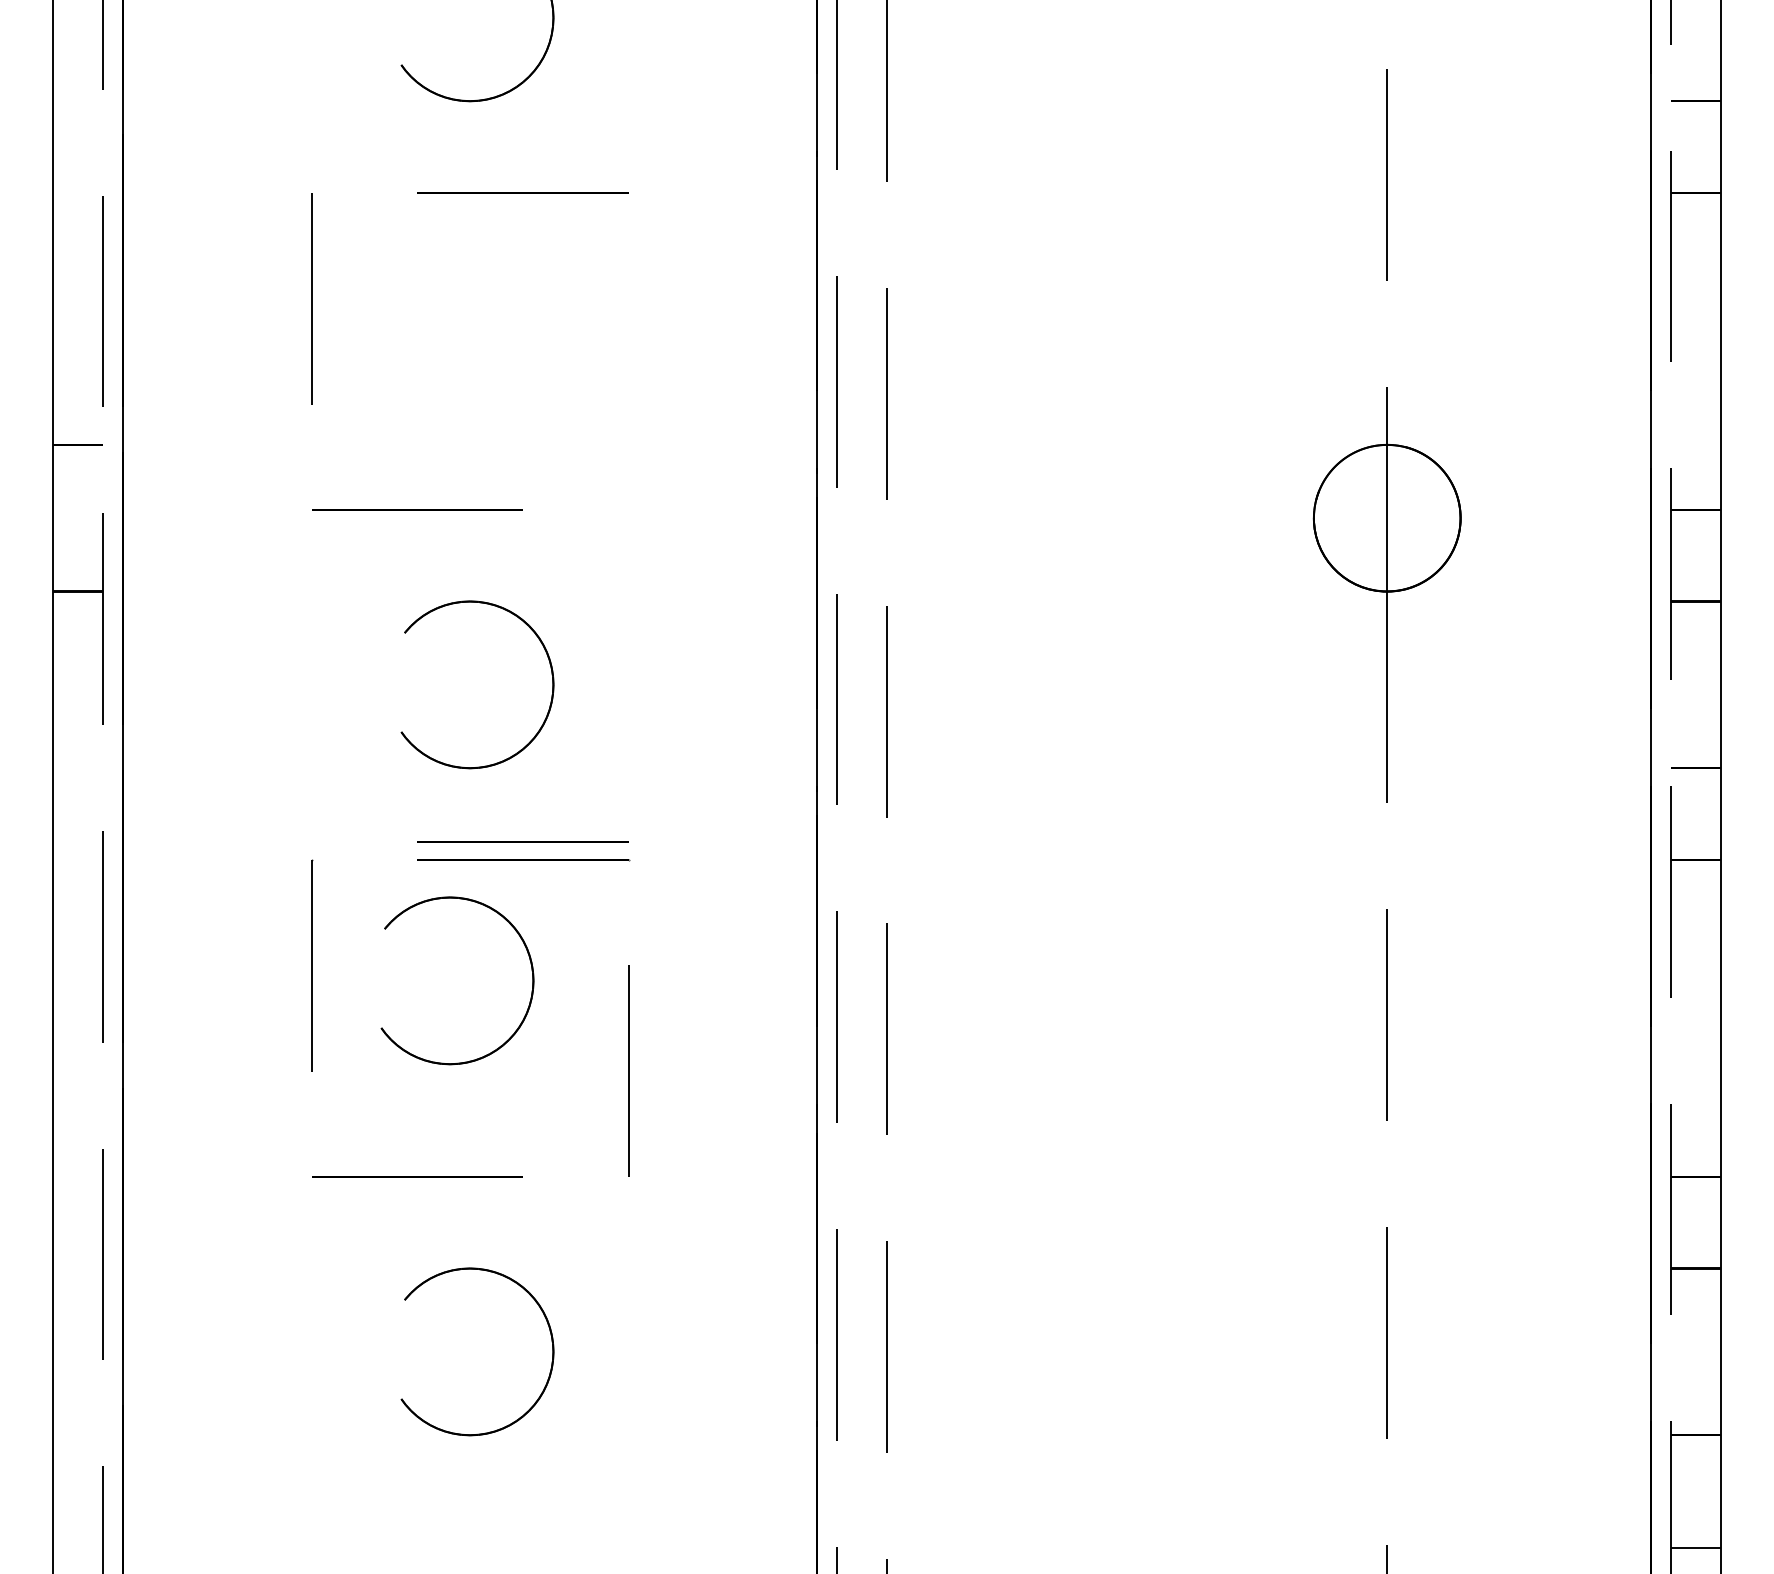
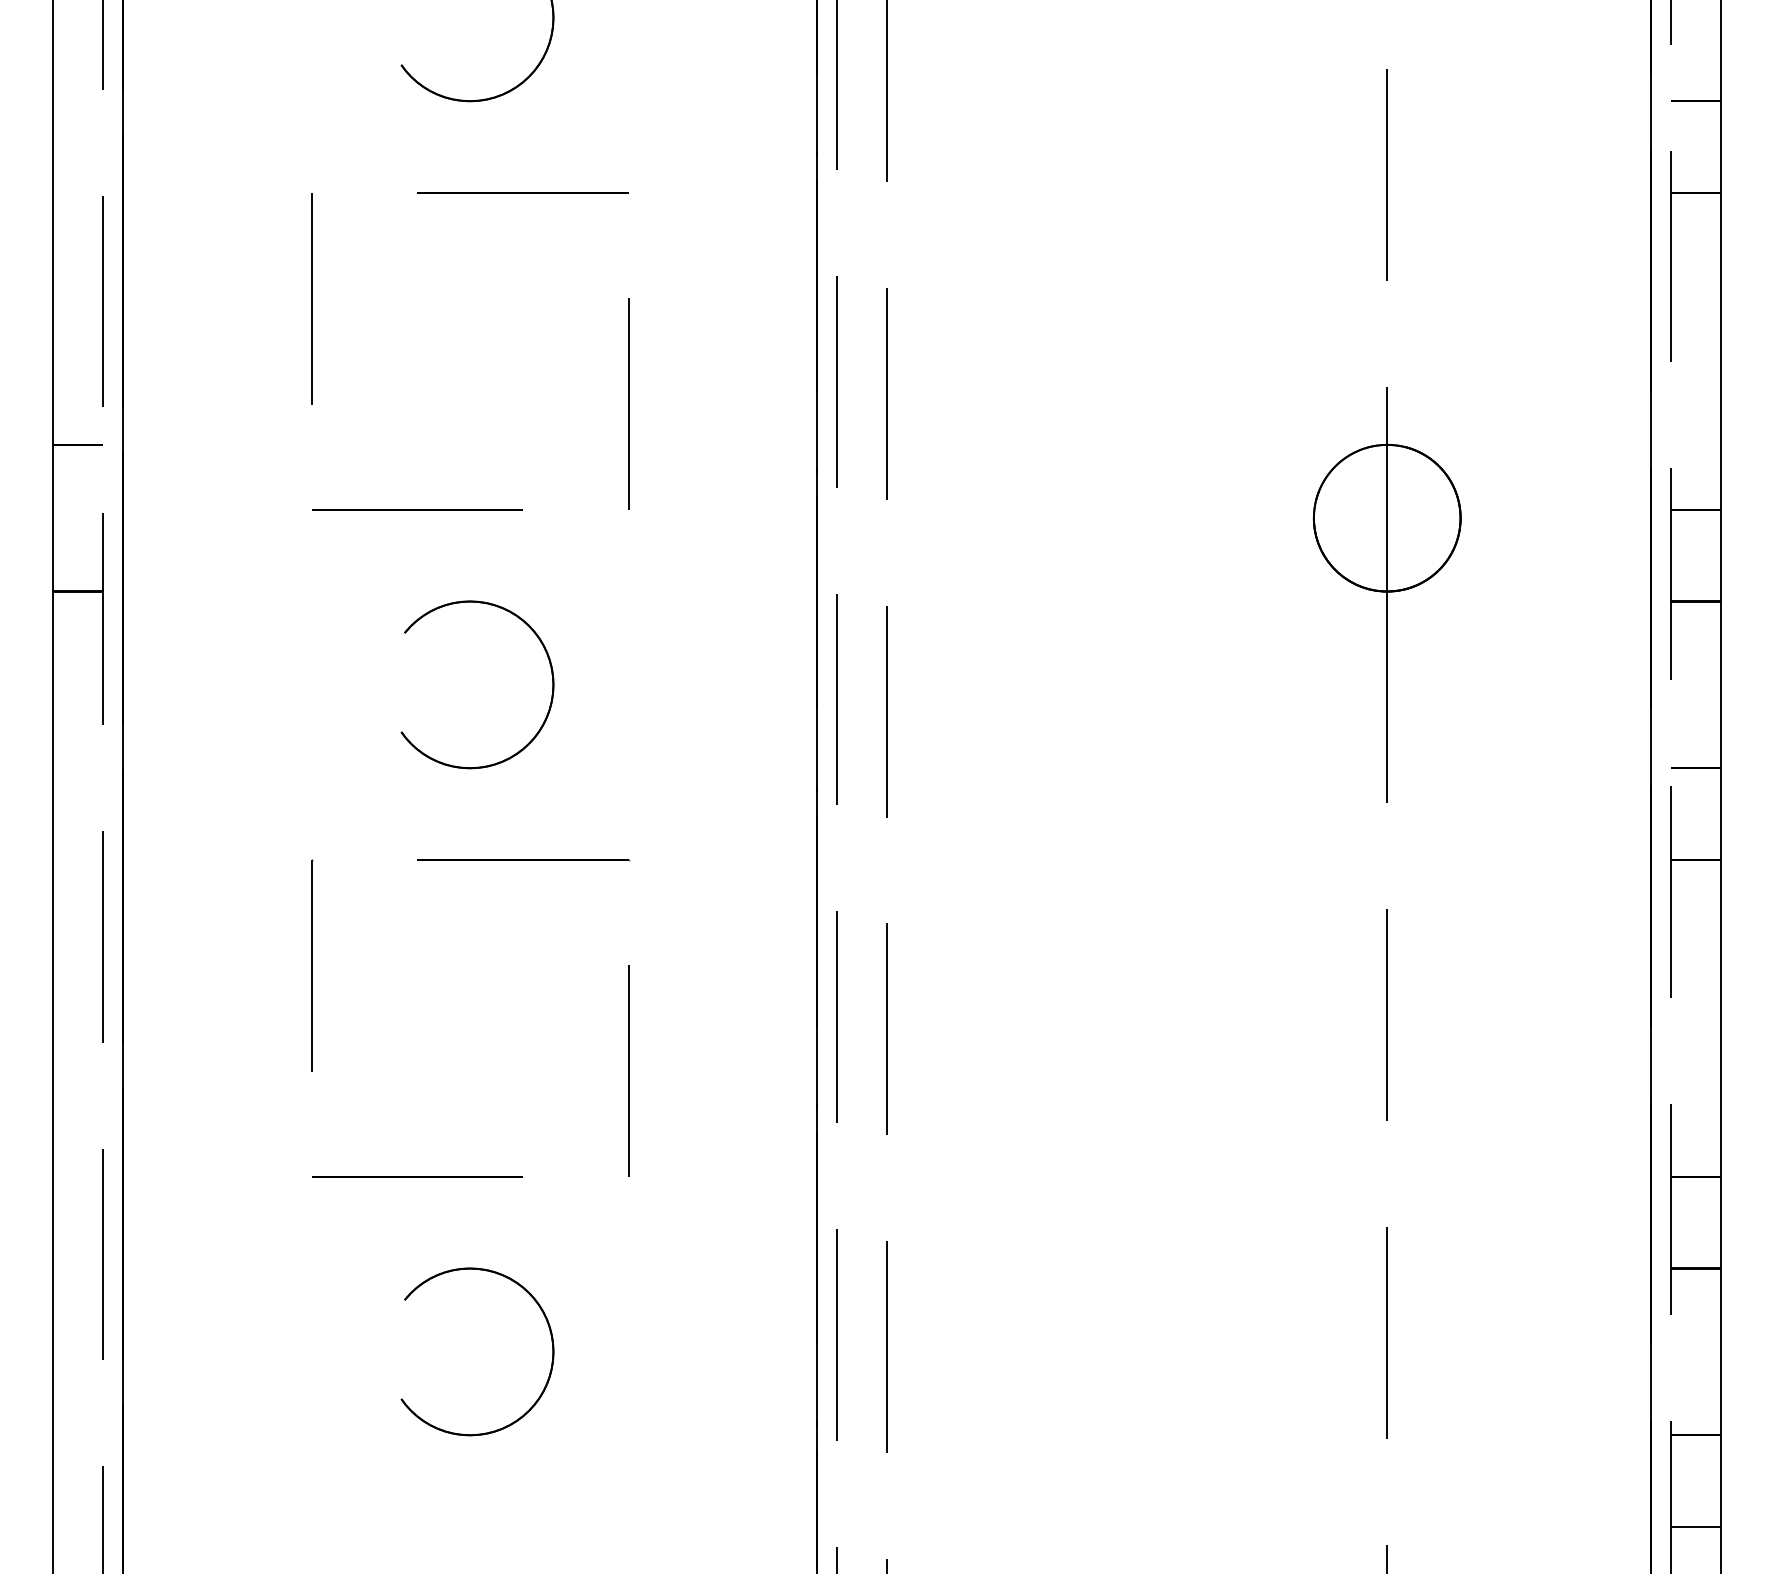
line: none -> present (628, 403)
line: present -> none (522, 841)
part: present -> none (531, 970)
line position: (1695, 1547) -> (1695, 1526) (1695, 1526)
